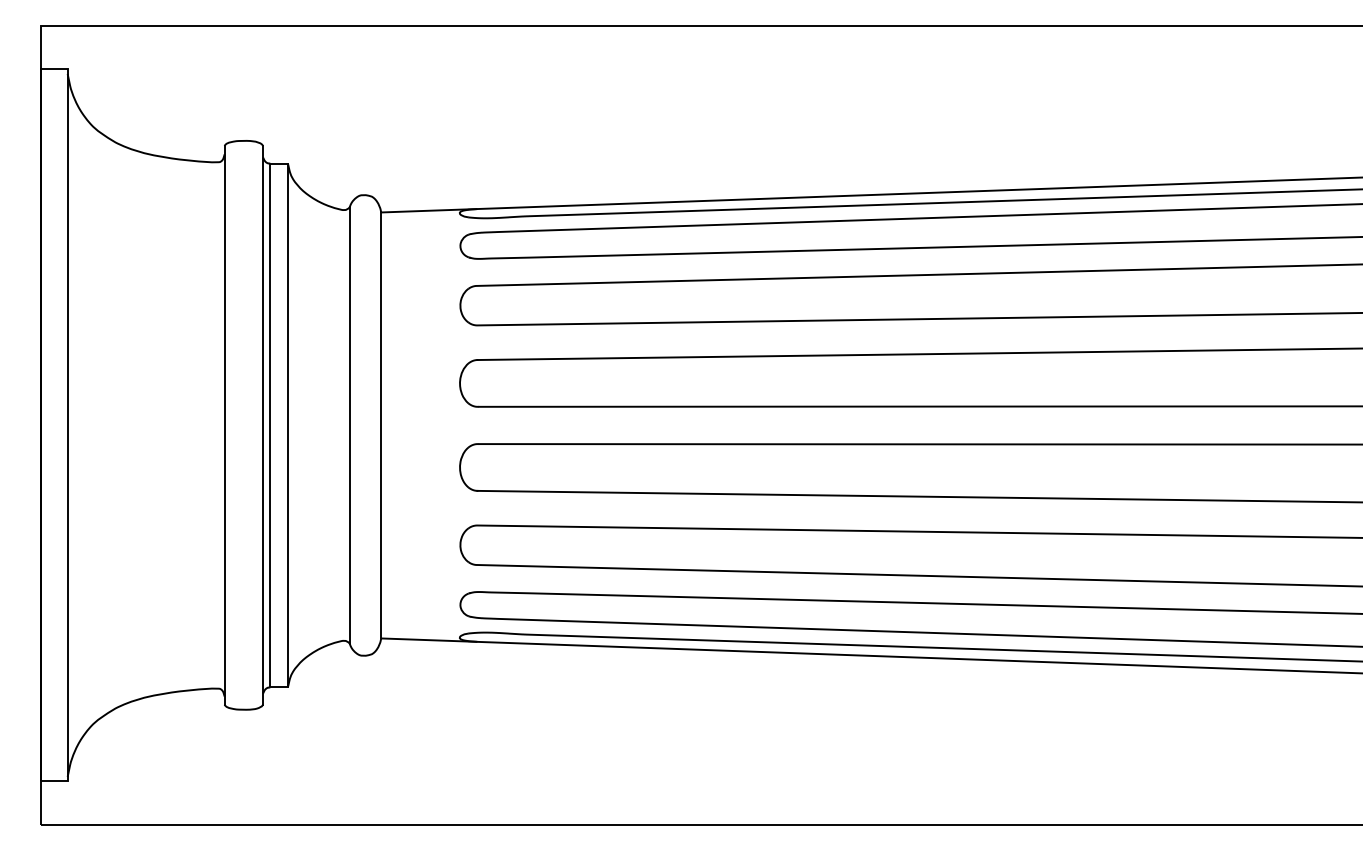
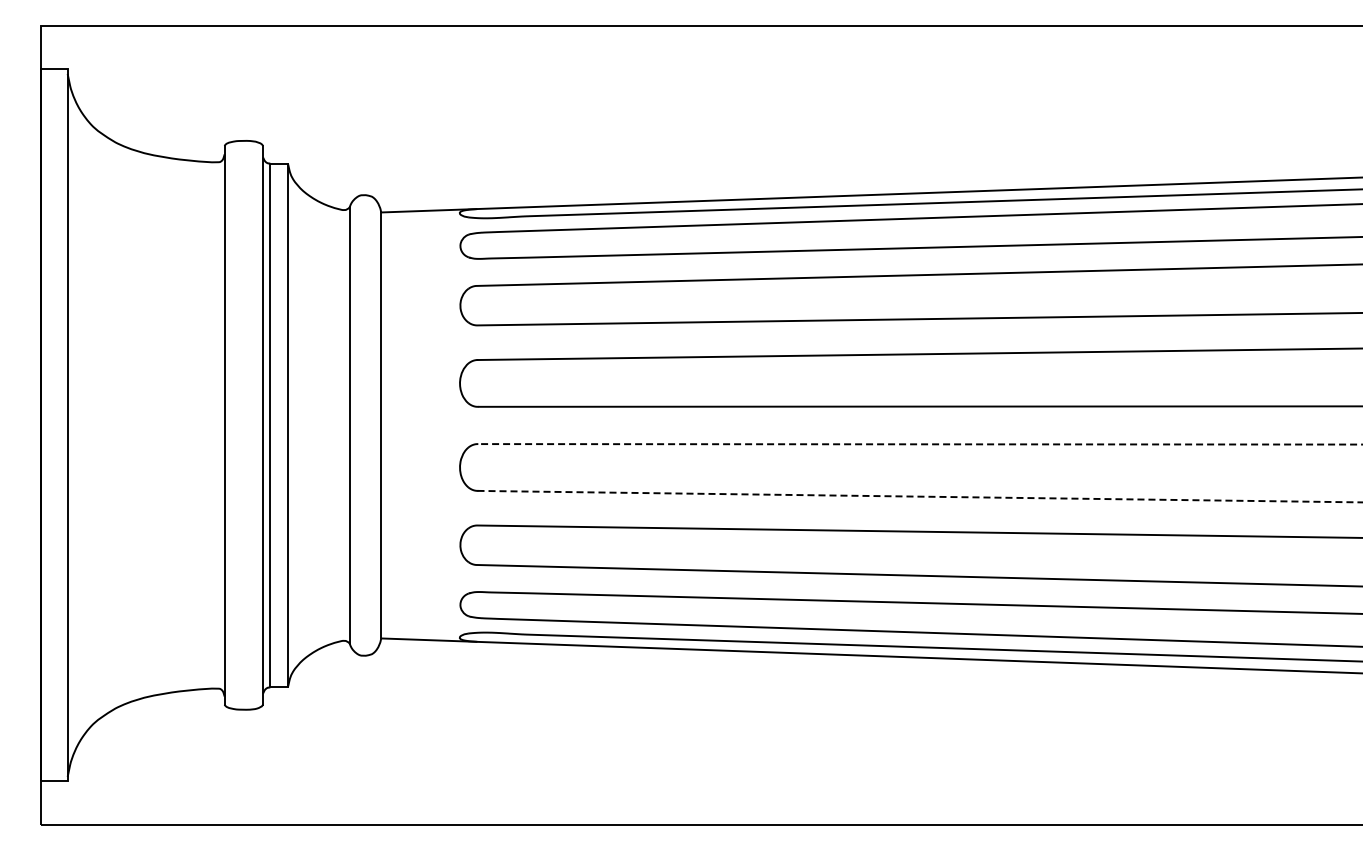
line: solid -> dashed (919, 444)
line: solid -> dashed (920, 496)
